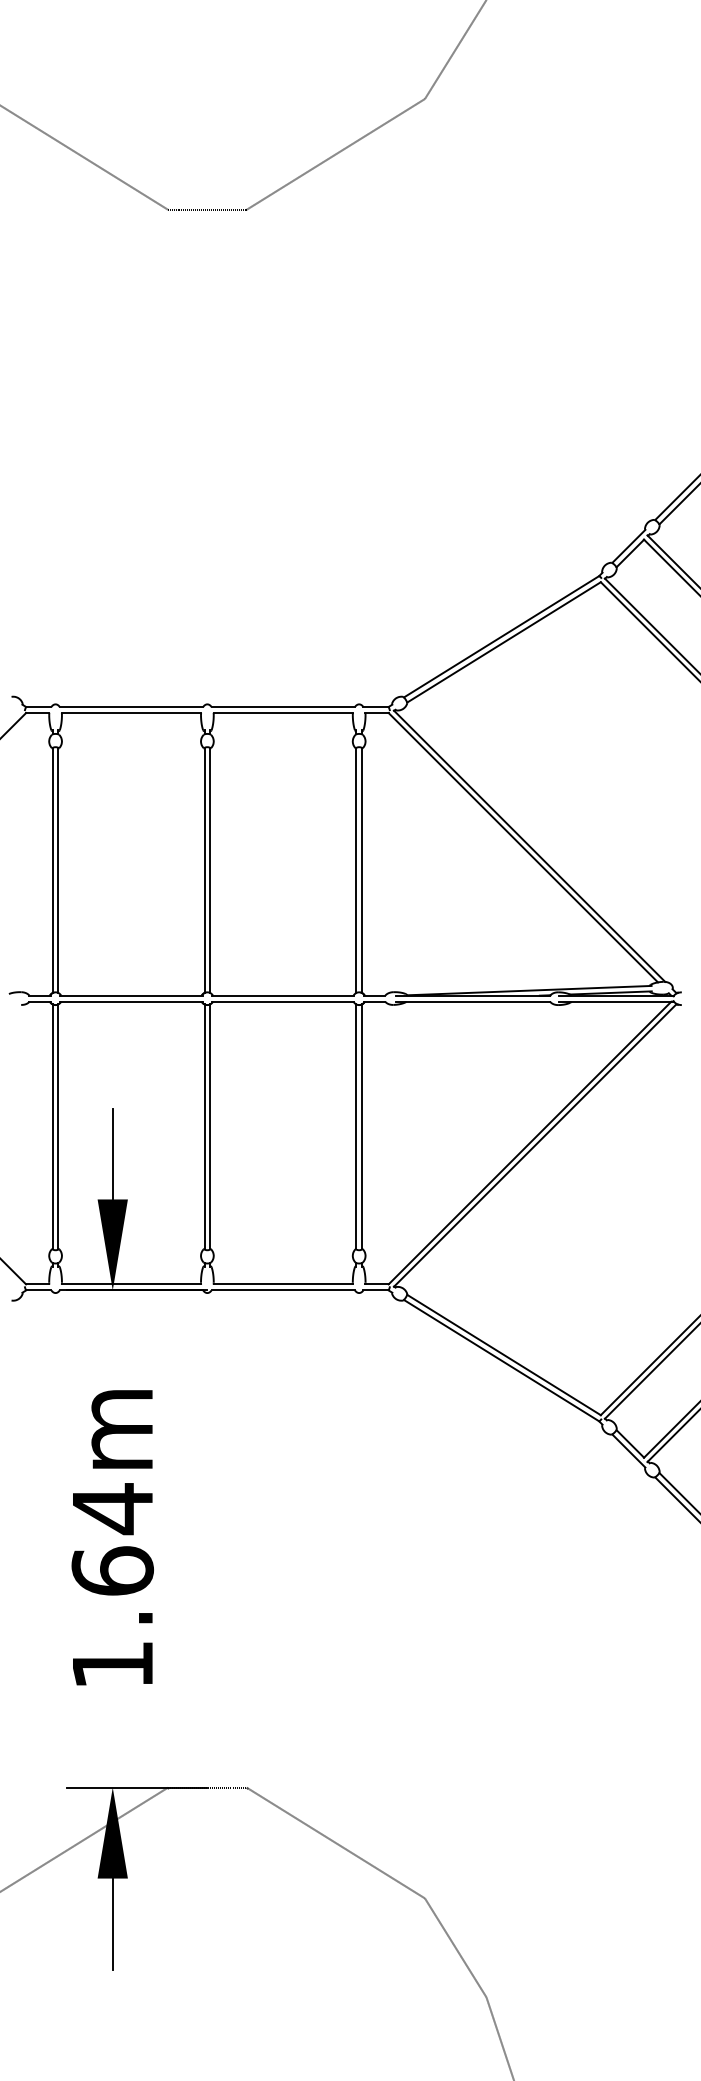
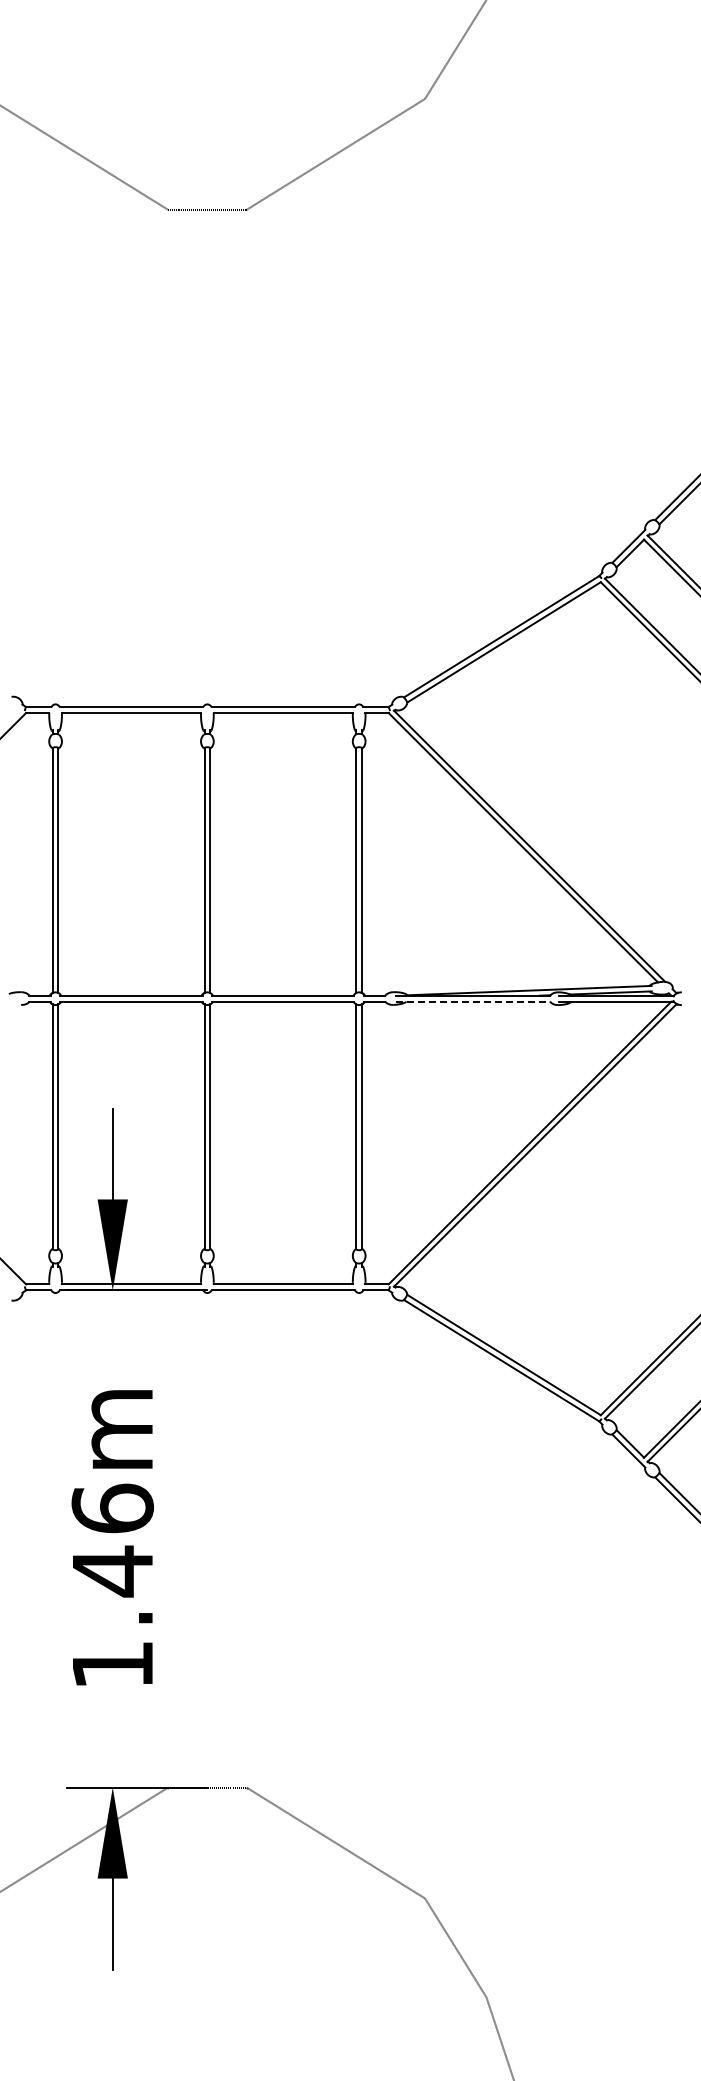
line: solid -> dashed (473, 1001)
text: 1.64m -> 1.46m (112, 1540)
